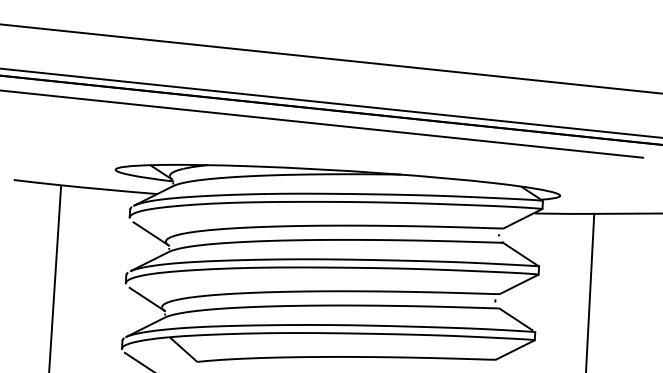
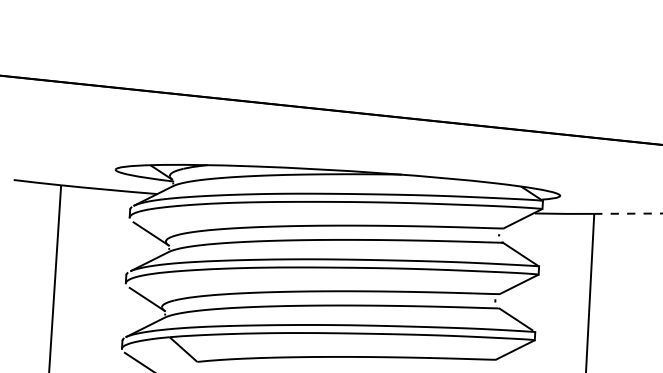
line: present -> none (330, 58)
line: present -> none (330, 102)
line: present -> none (322, 123)
line: solid -> dashed (628, 213)
